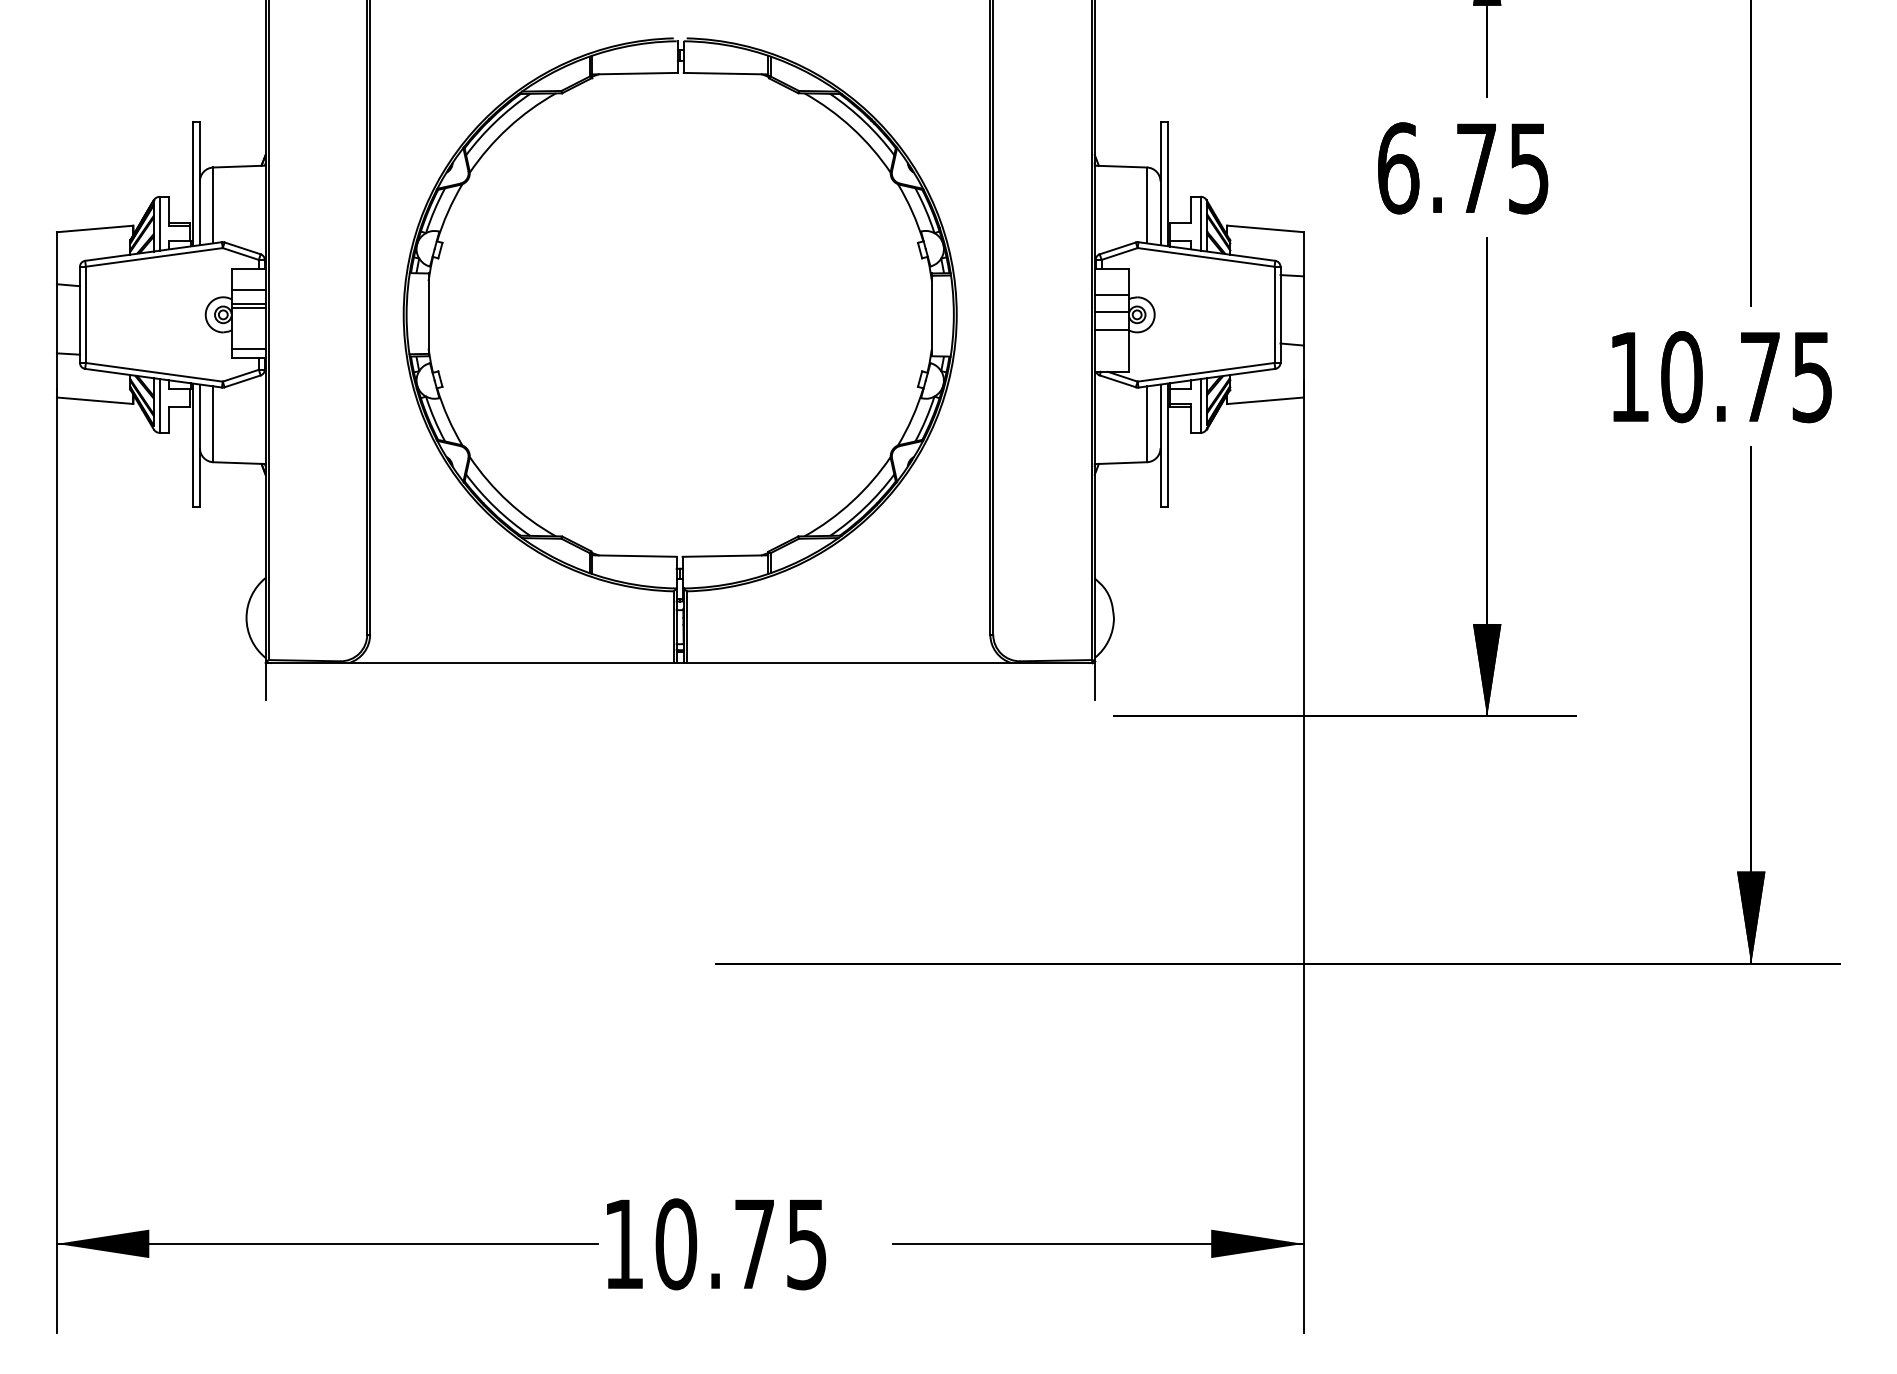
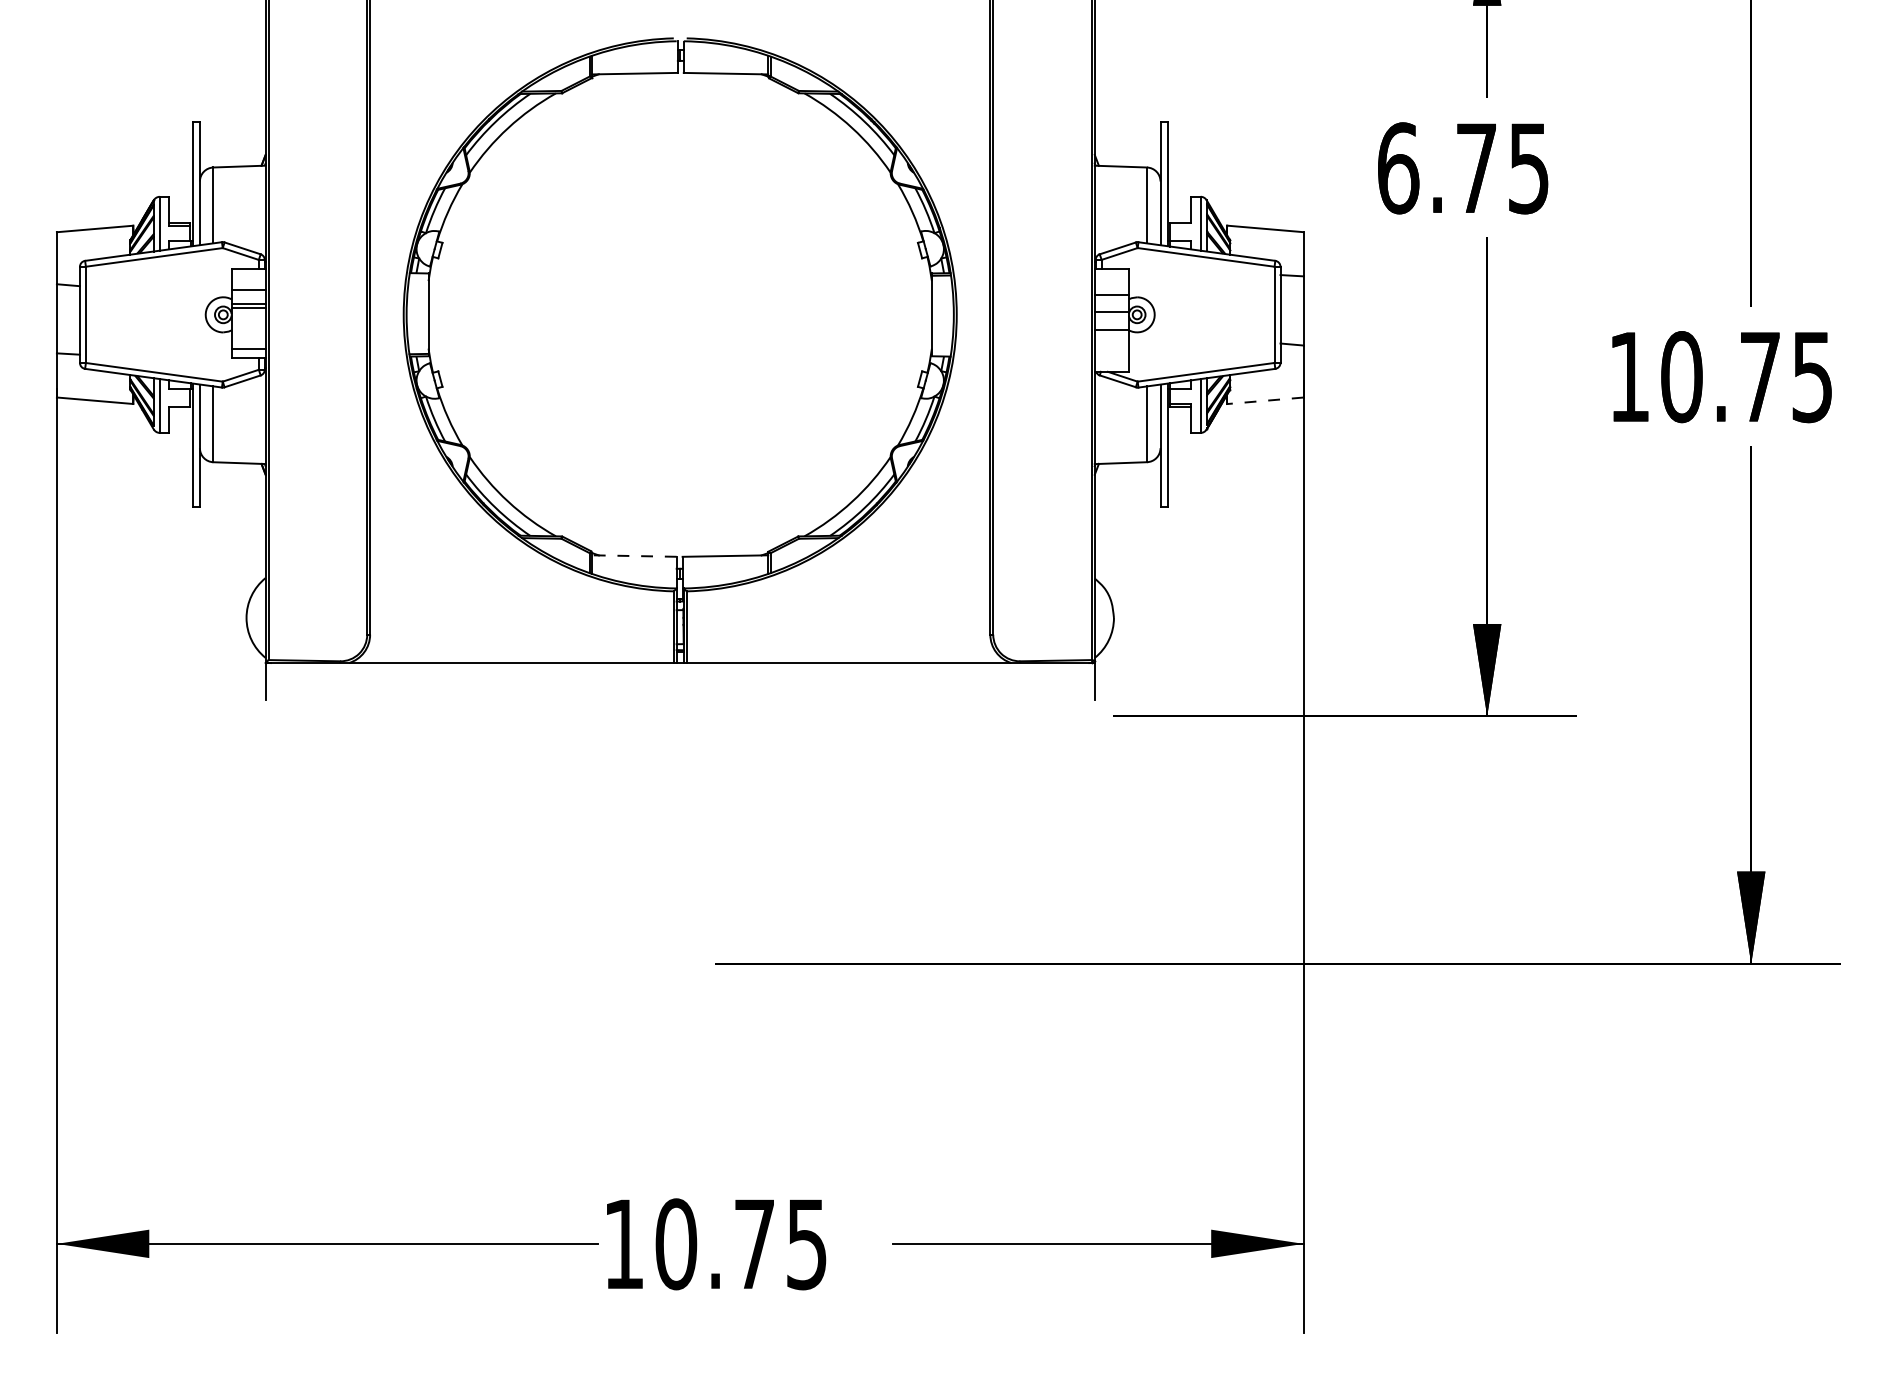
line: solid -> dashed (1264, 400)
line: solid -> dashed (633, 556)
